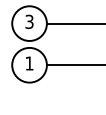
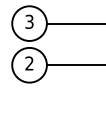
text: 1 -> 2 (29, 63)
